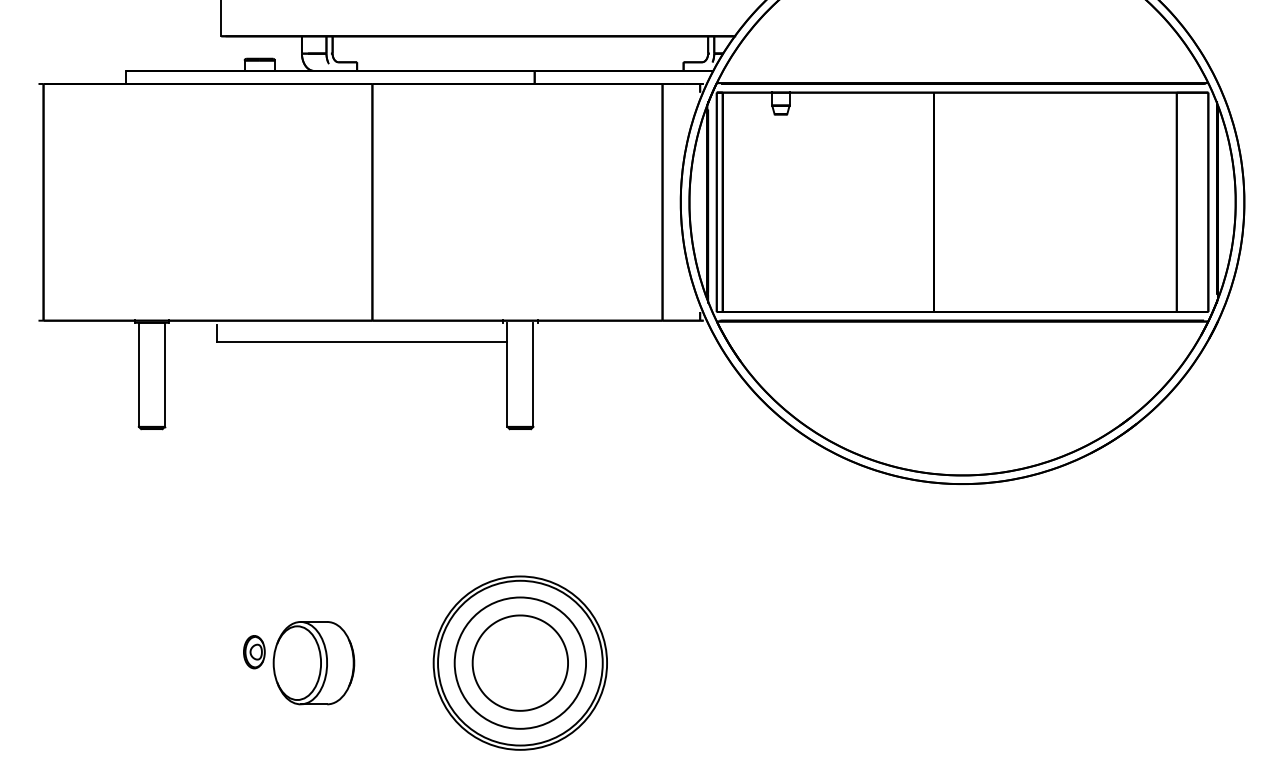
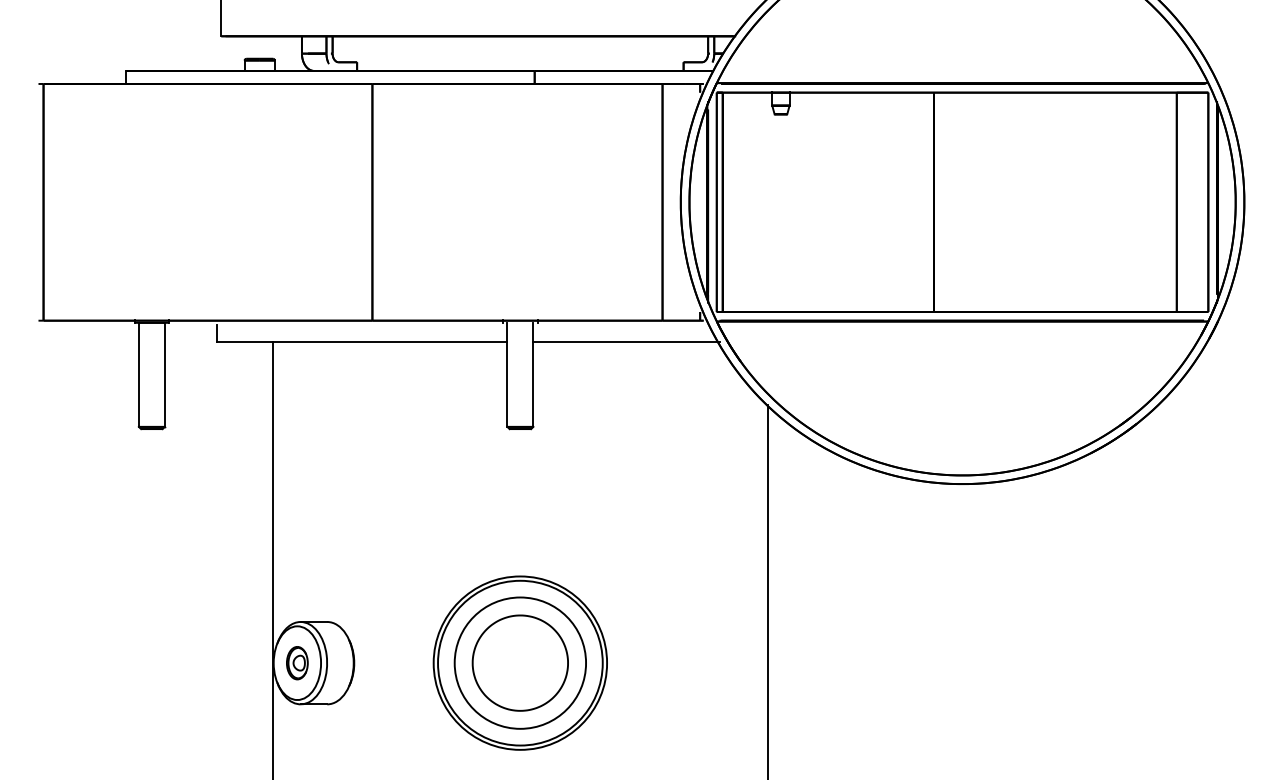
line: none -> present (626, 342)
line: none -> present (272, 559)
line: none -> present (768, 590)
part position: (254, 652) -> (297, 663) (297, 663)
